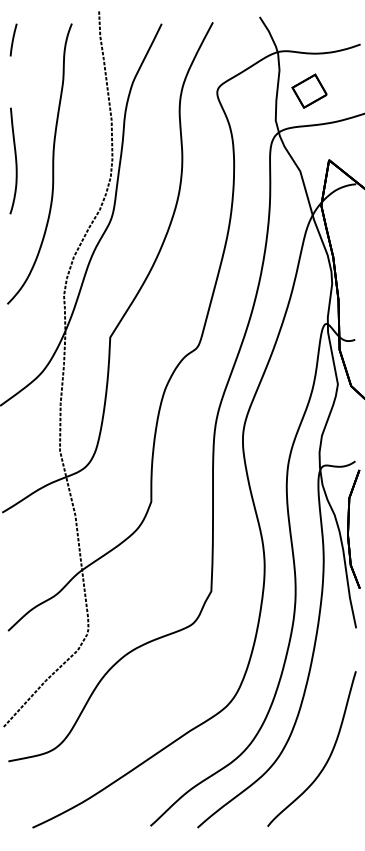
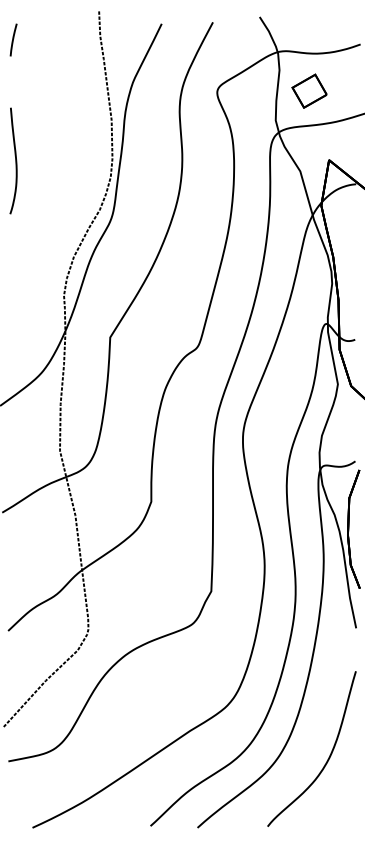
part: present -> none (52, 163)
